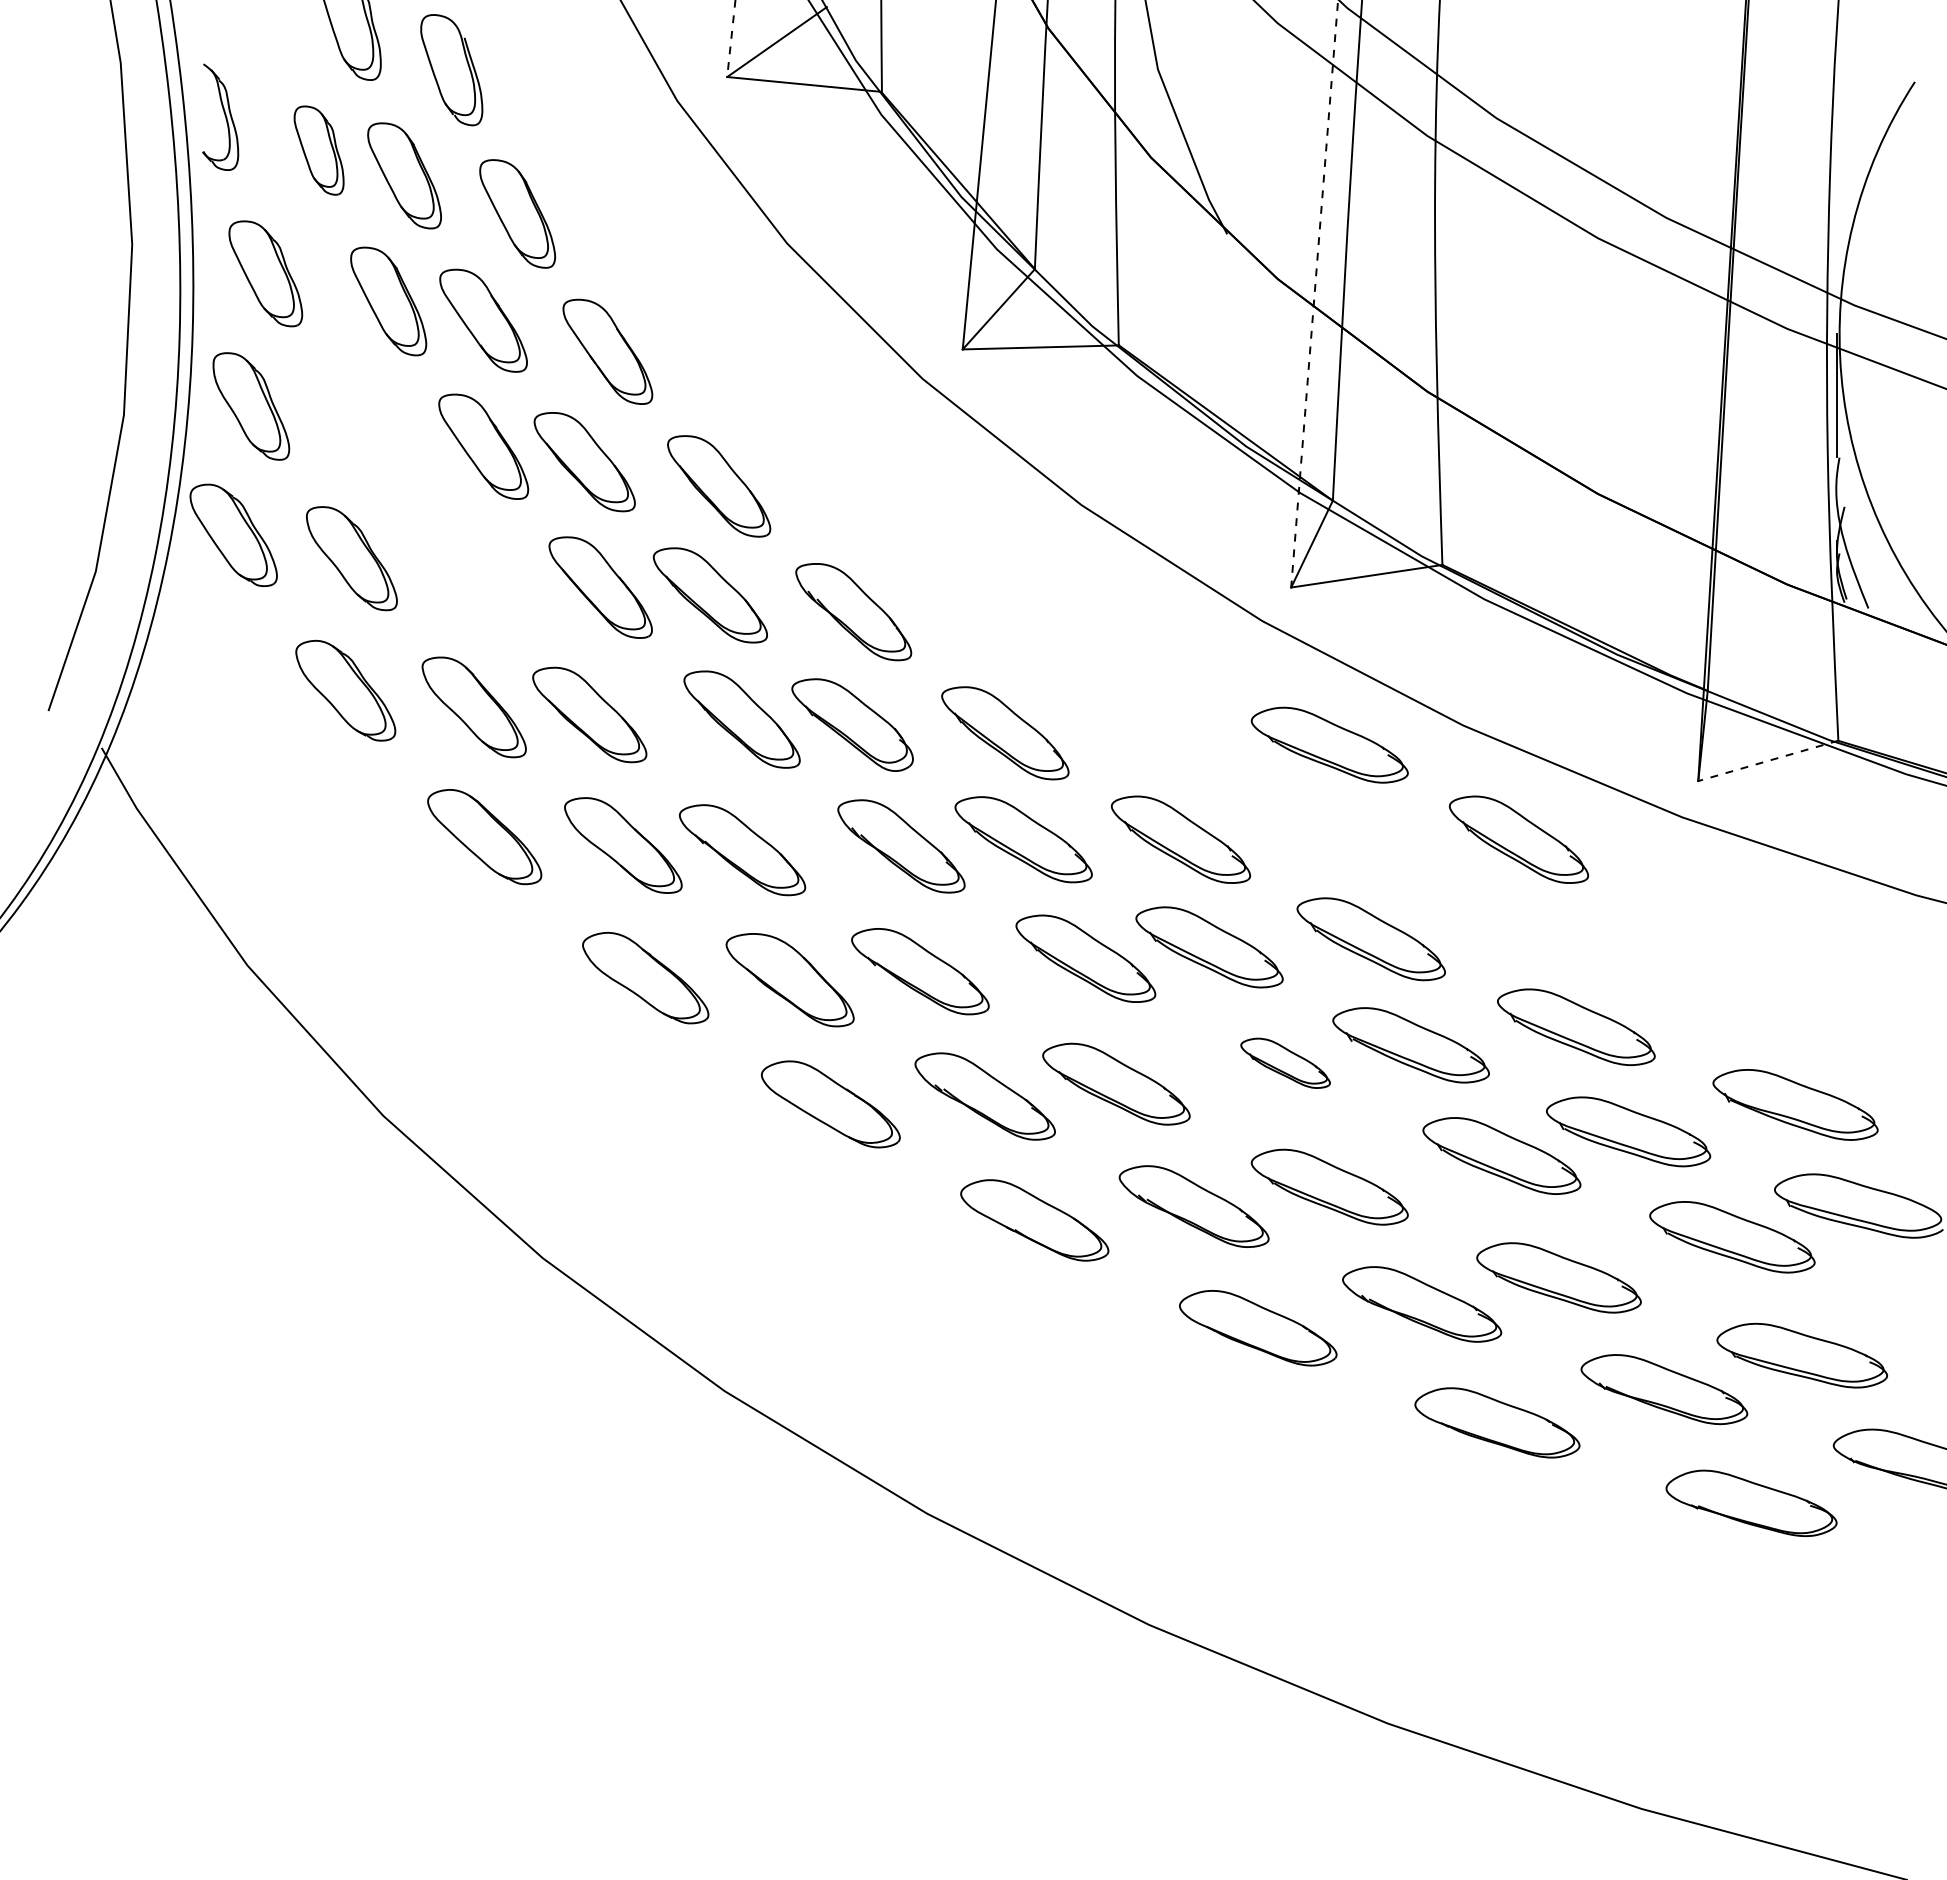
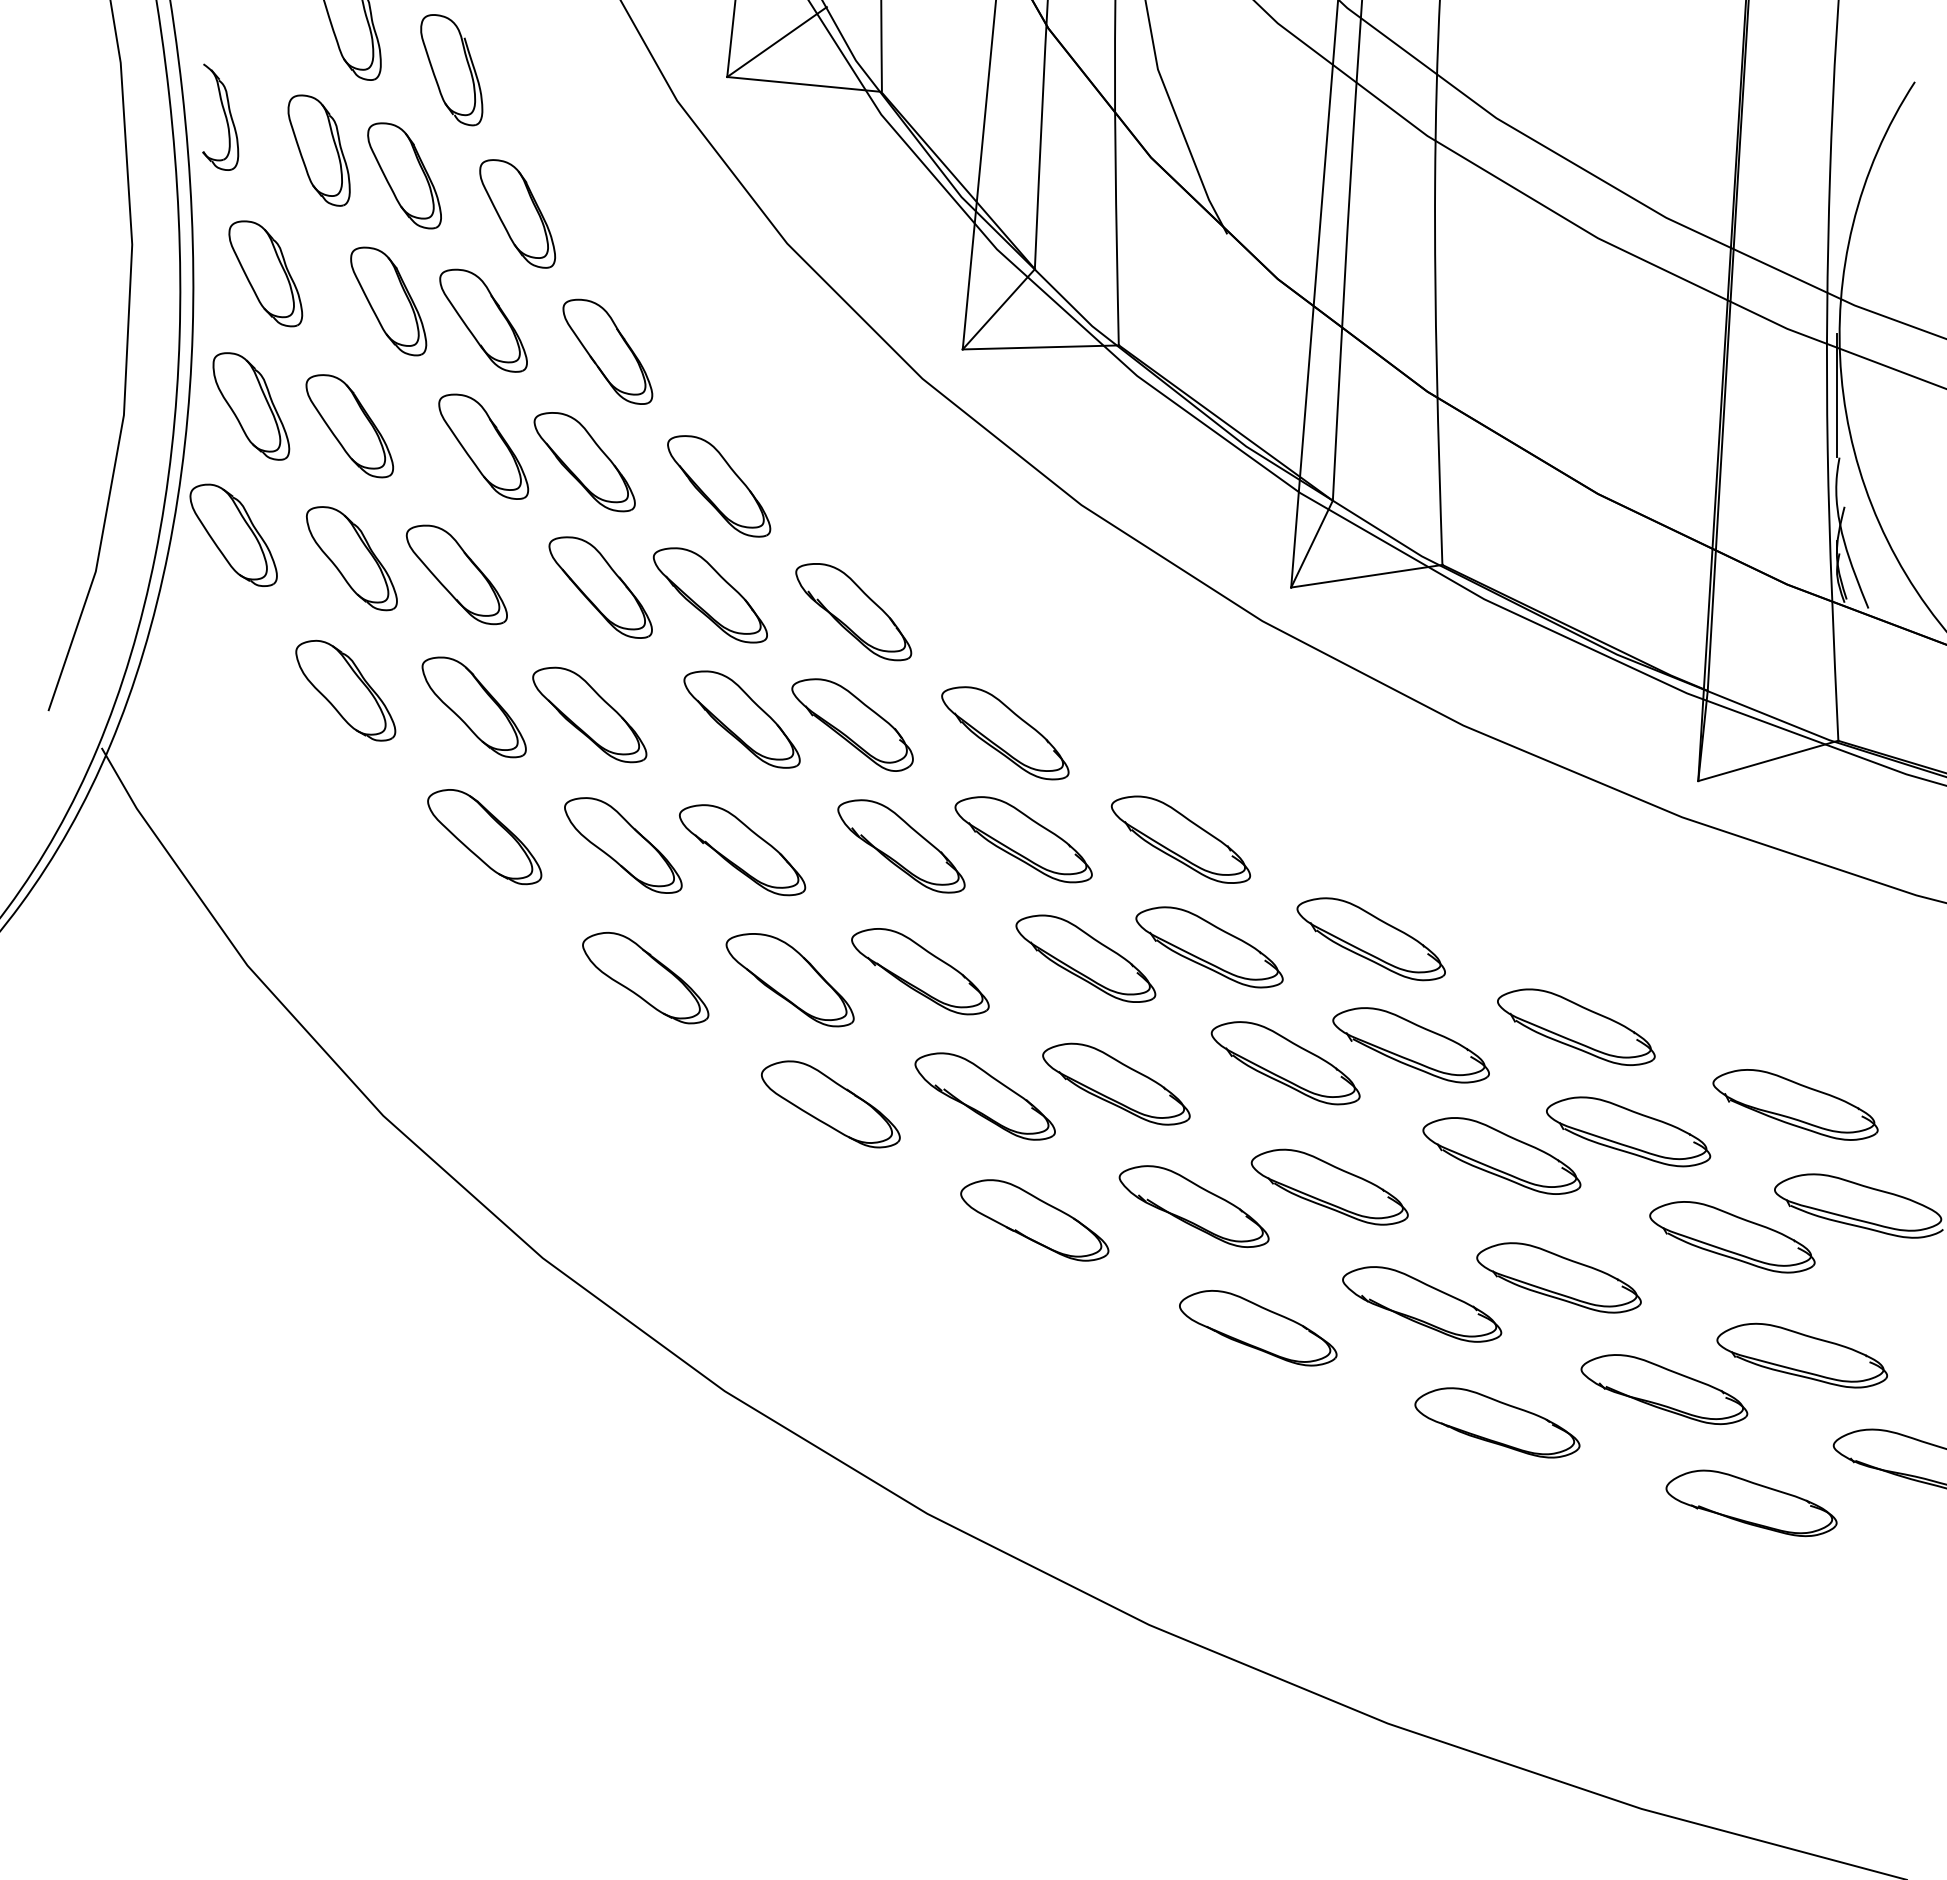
line: dashed -> solid (731, 39)
part size: 52x91 px -> 64x113 px (318, 150)
line: dashed -> solid (1314, 294)
part: none -> present (349, 426)
part: none -> present (456, 574)
part: present -> none (1329, 744)
line: dashed -> solid (1768, 760)
part: present -> none (1518, 839)
part size: 91x52 px -> 151x85 px (1285, 1063)
